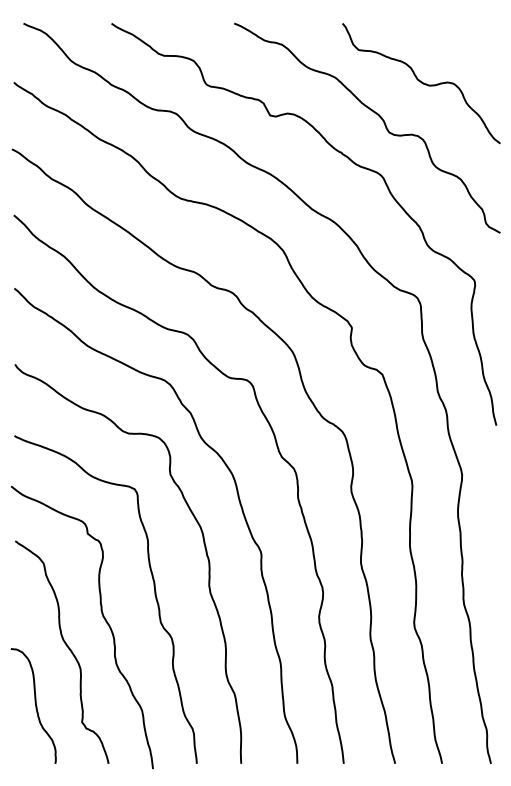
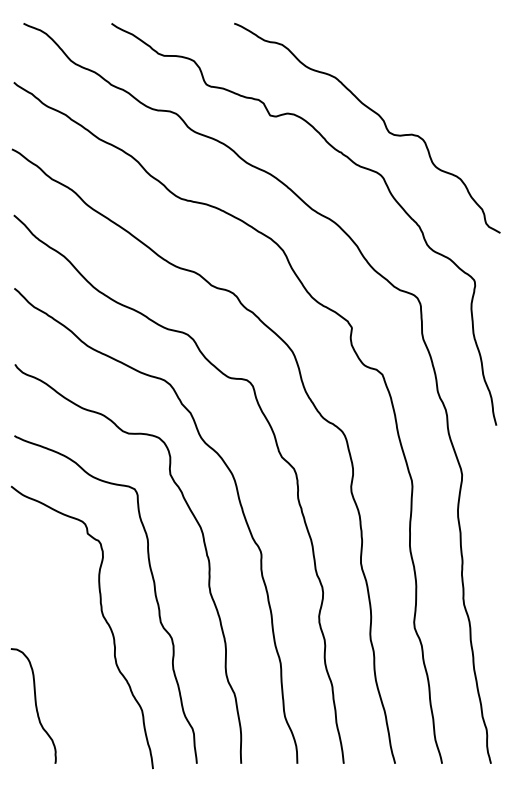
curve: present -> none (421, 83)
curve: present -> none (68, 649)
